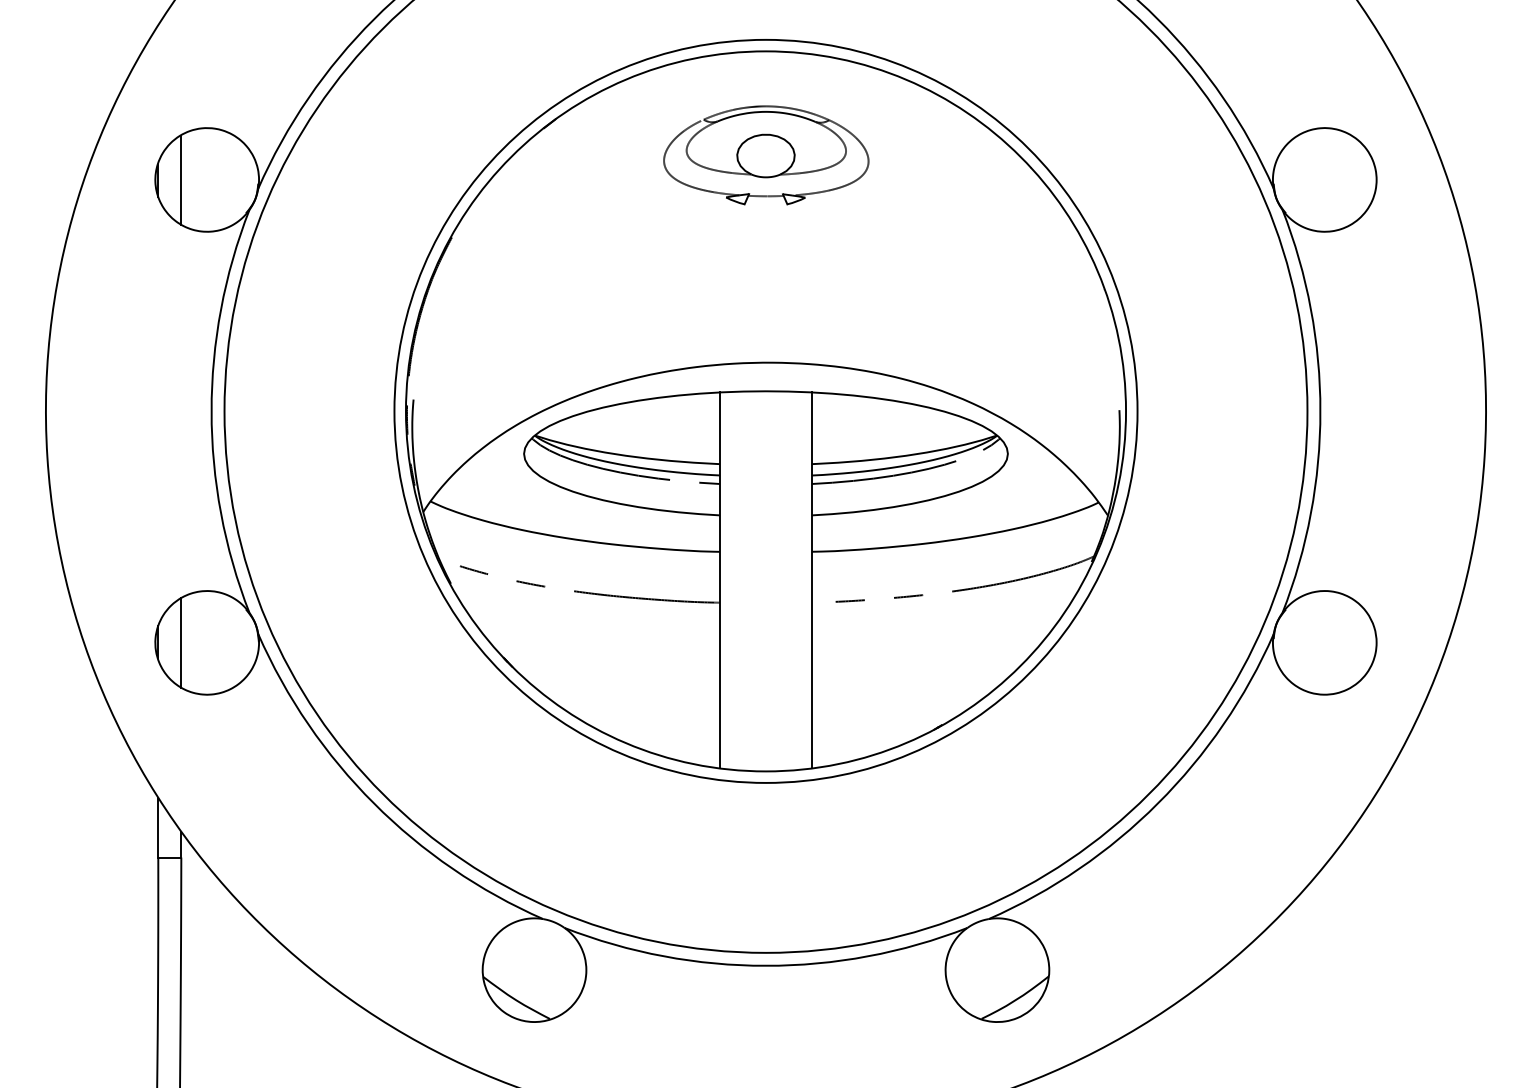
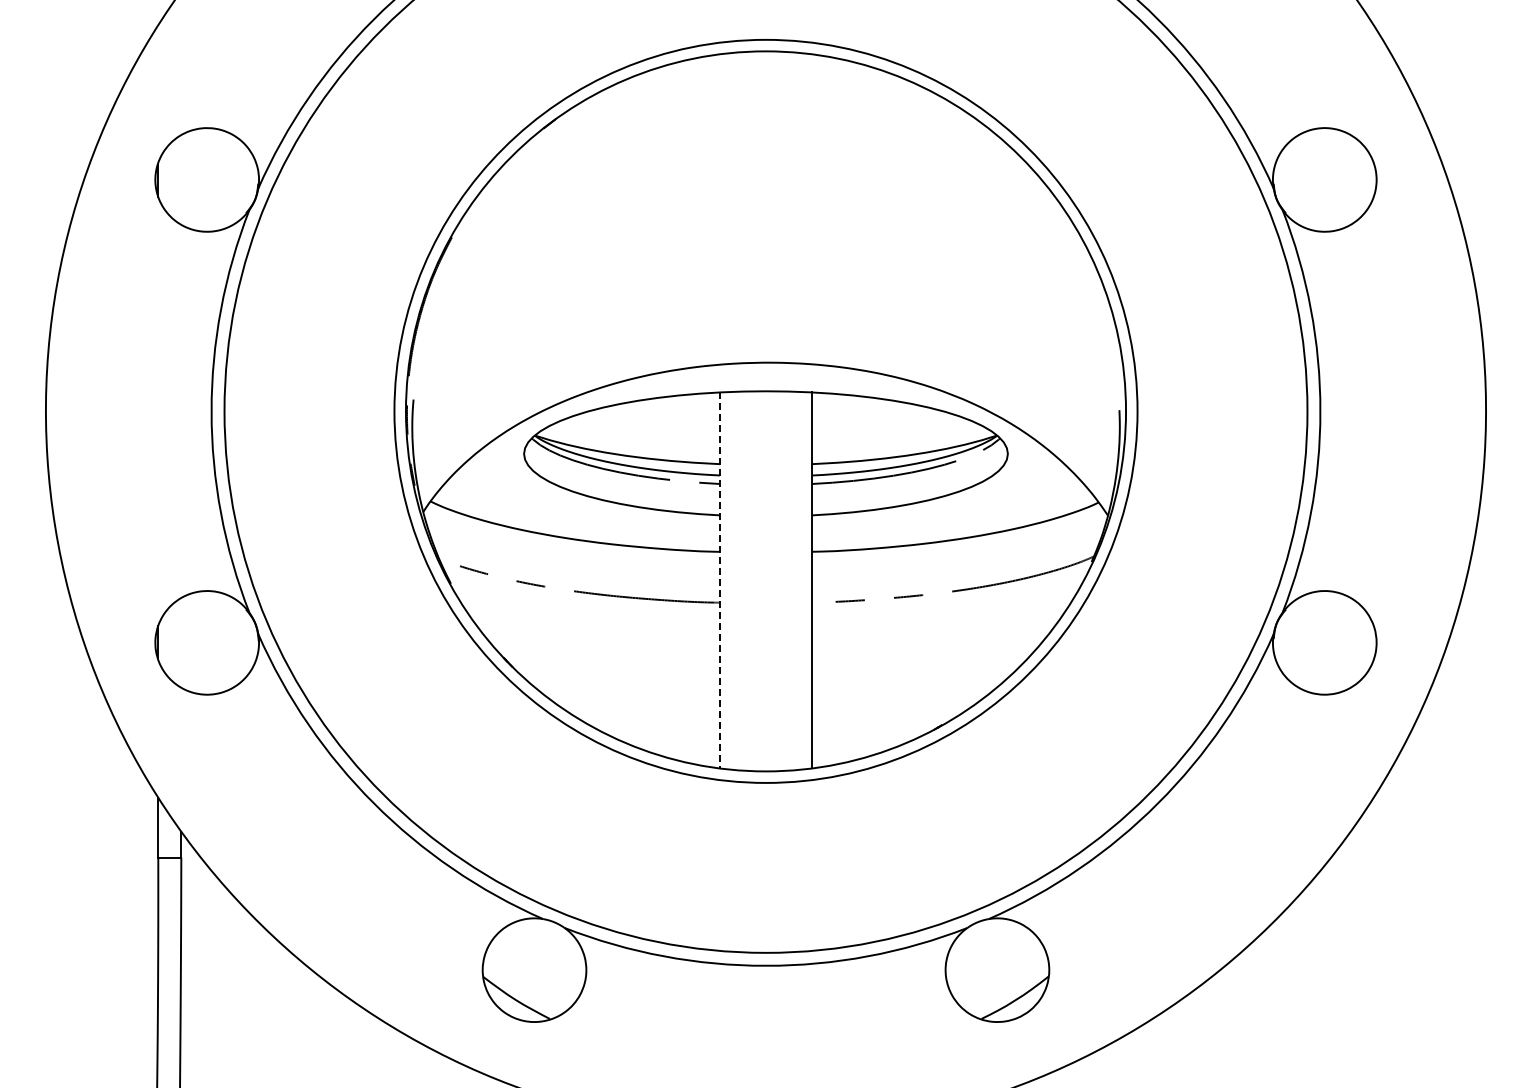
part: present -> none (766, 155)
line: present -> none (181, 179)
line: solid -> dashed (719, 580)
line: present -> none (181, 642)
